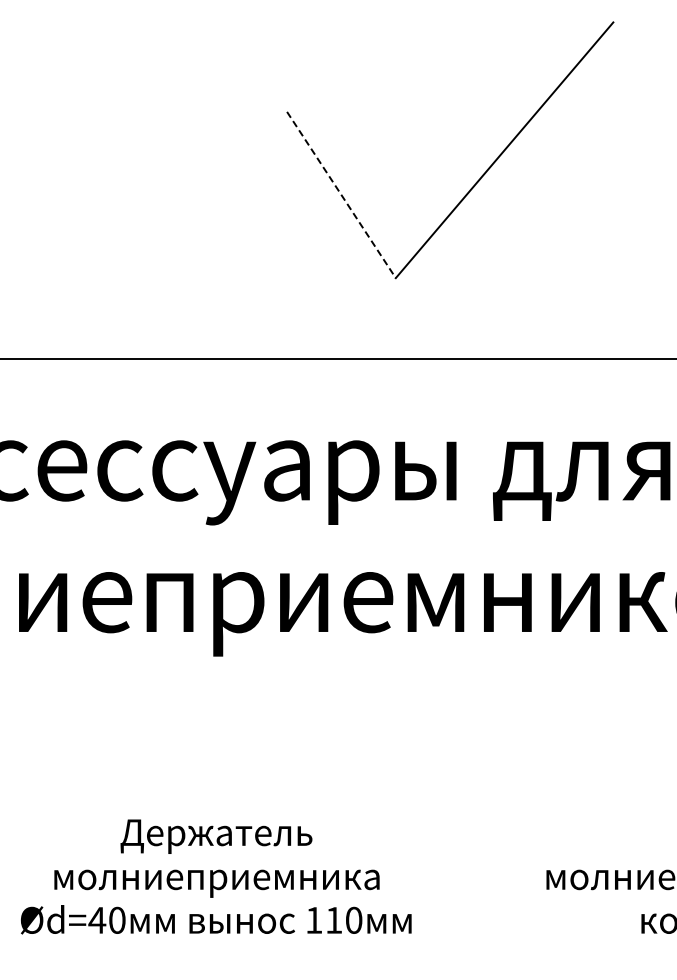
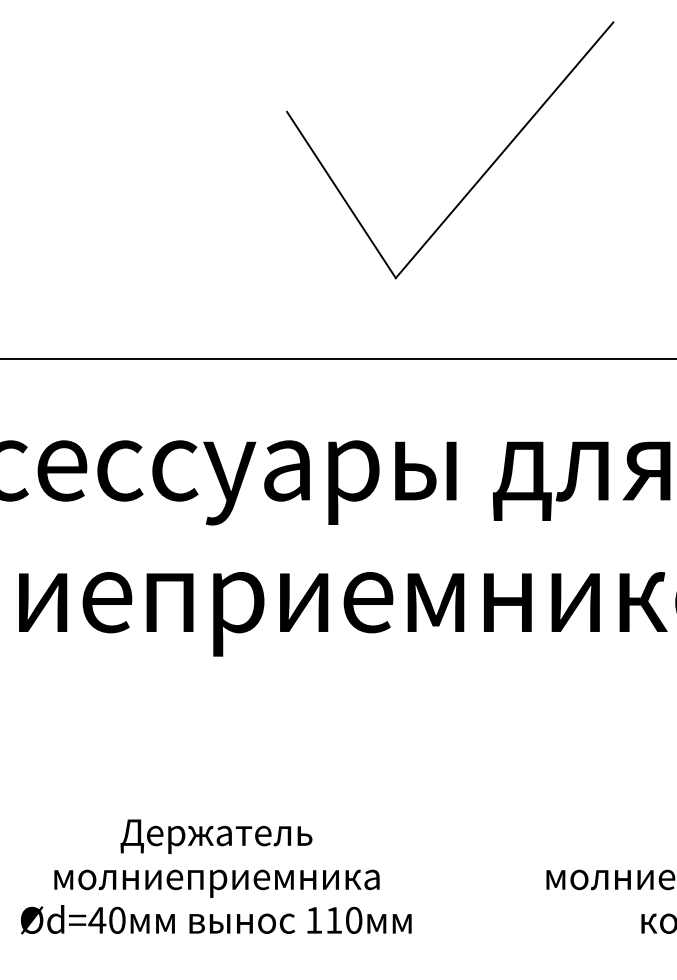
line: dashed -> solid (341, 195)
